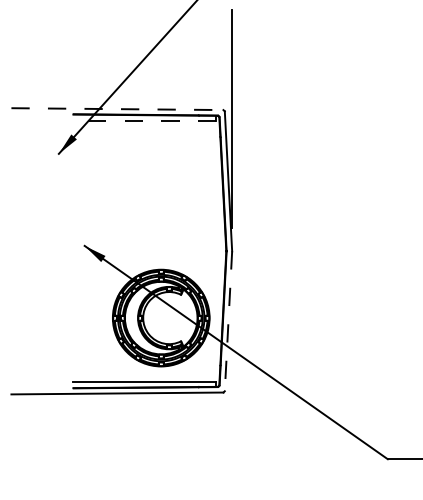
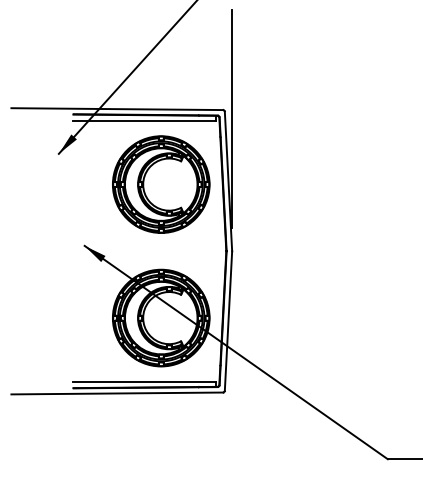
line: dashed -> solid (117, 109)
line: dashed -> solid (144, 120)
part: none -> present (161, 184)
line: dashed -> solid (228, 321)
